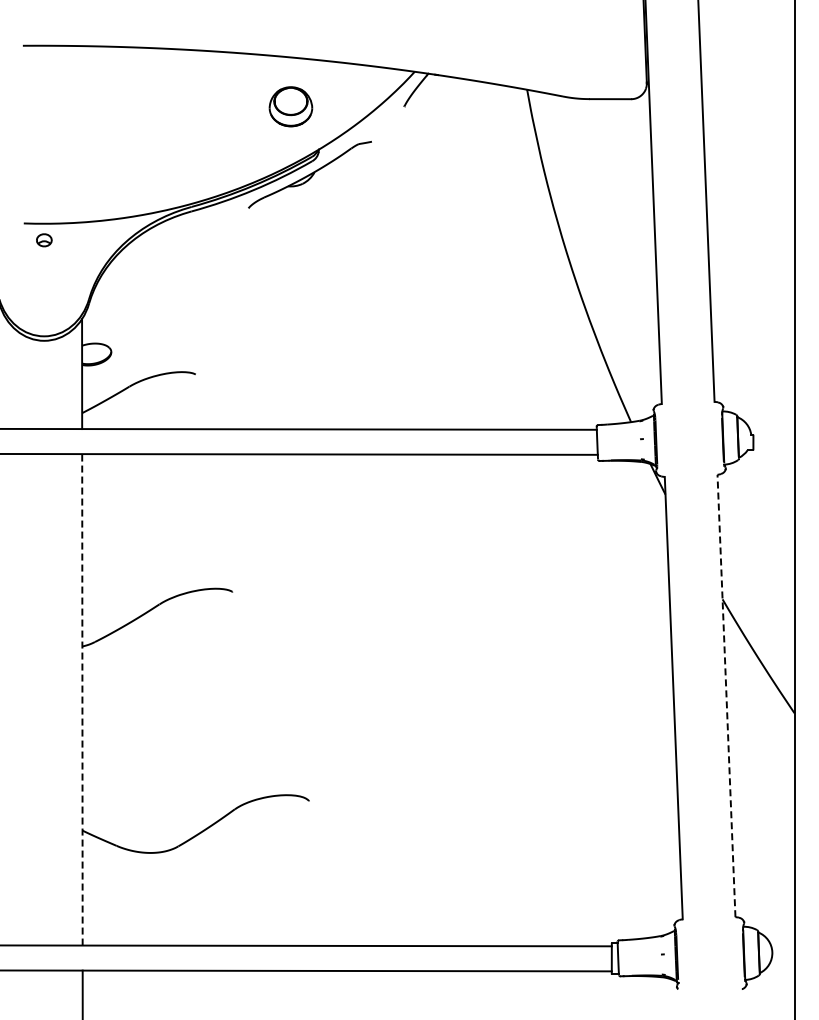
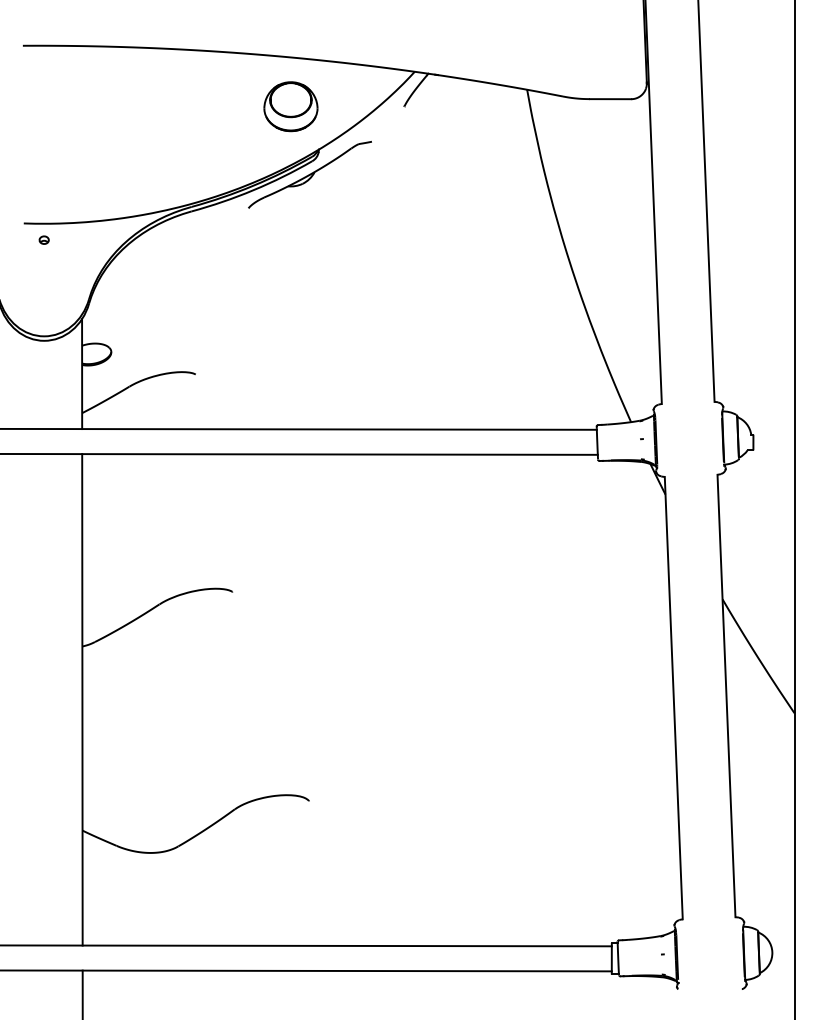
part size: 46x42 px -> 56x52 px (290, 106)
part size: 17x15 px -> 12x10 px (43, 239)
line: dashed -> solid (726, 695)
line: dashed -> solid (82, 699)
